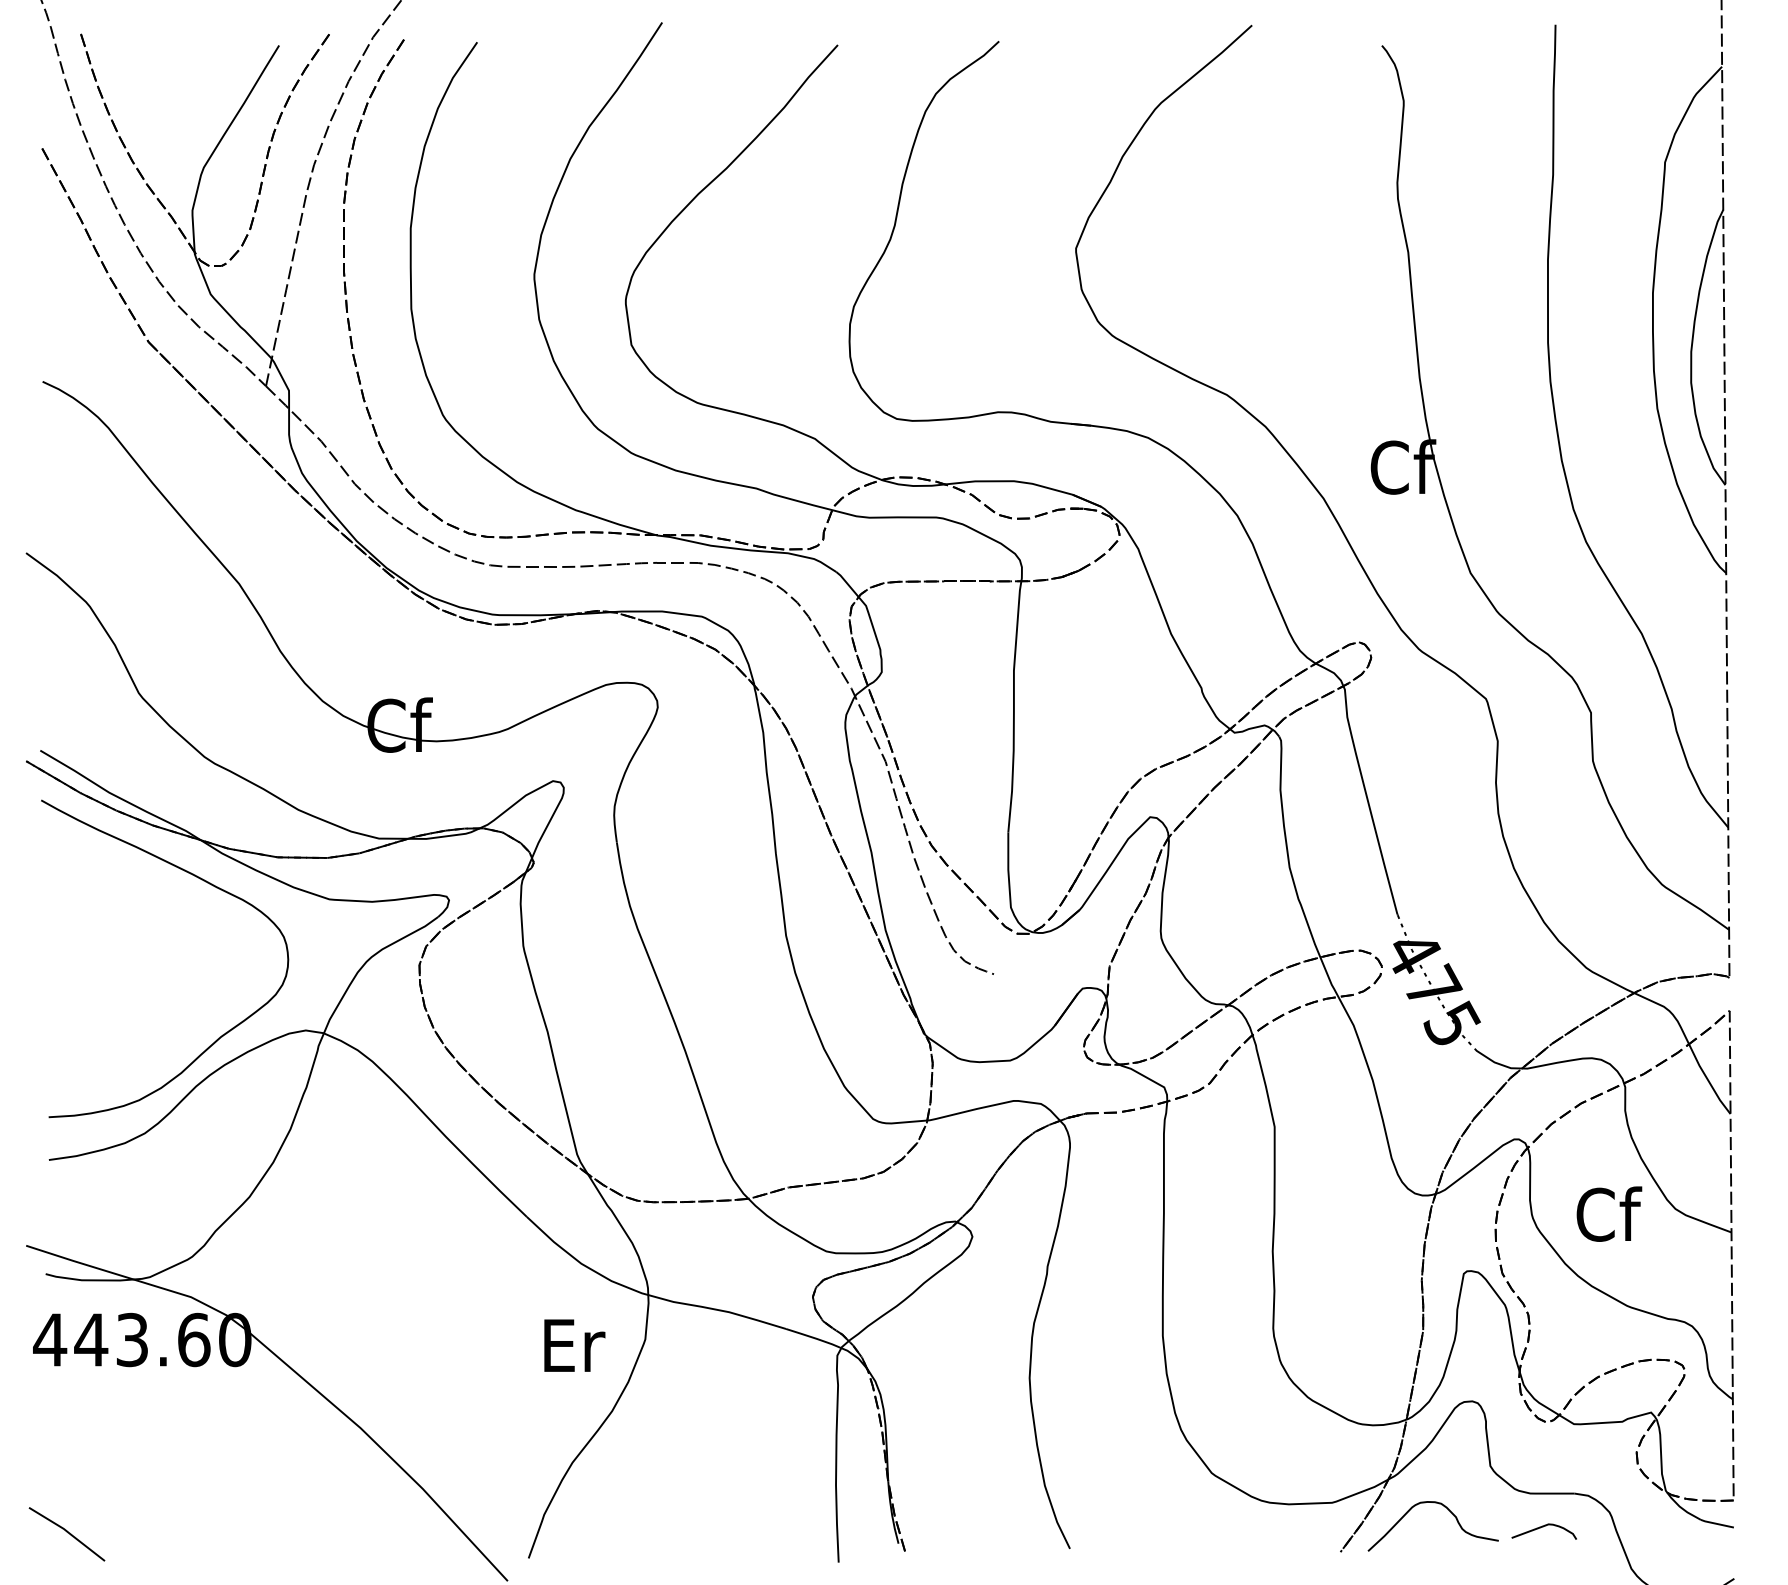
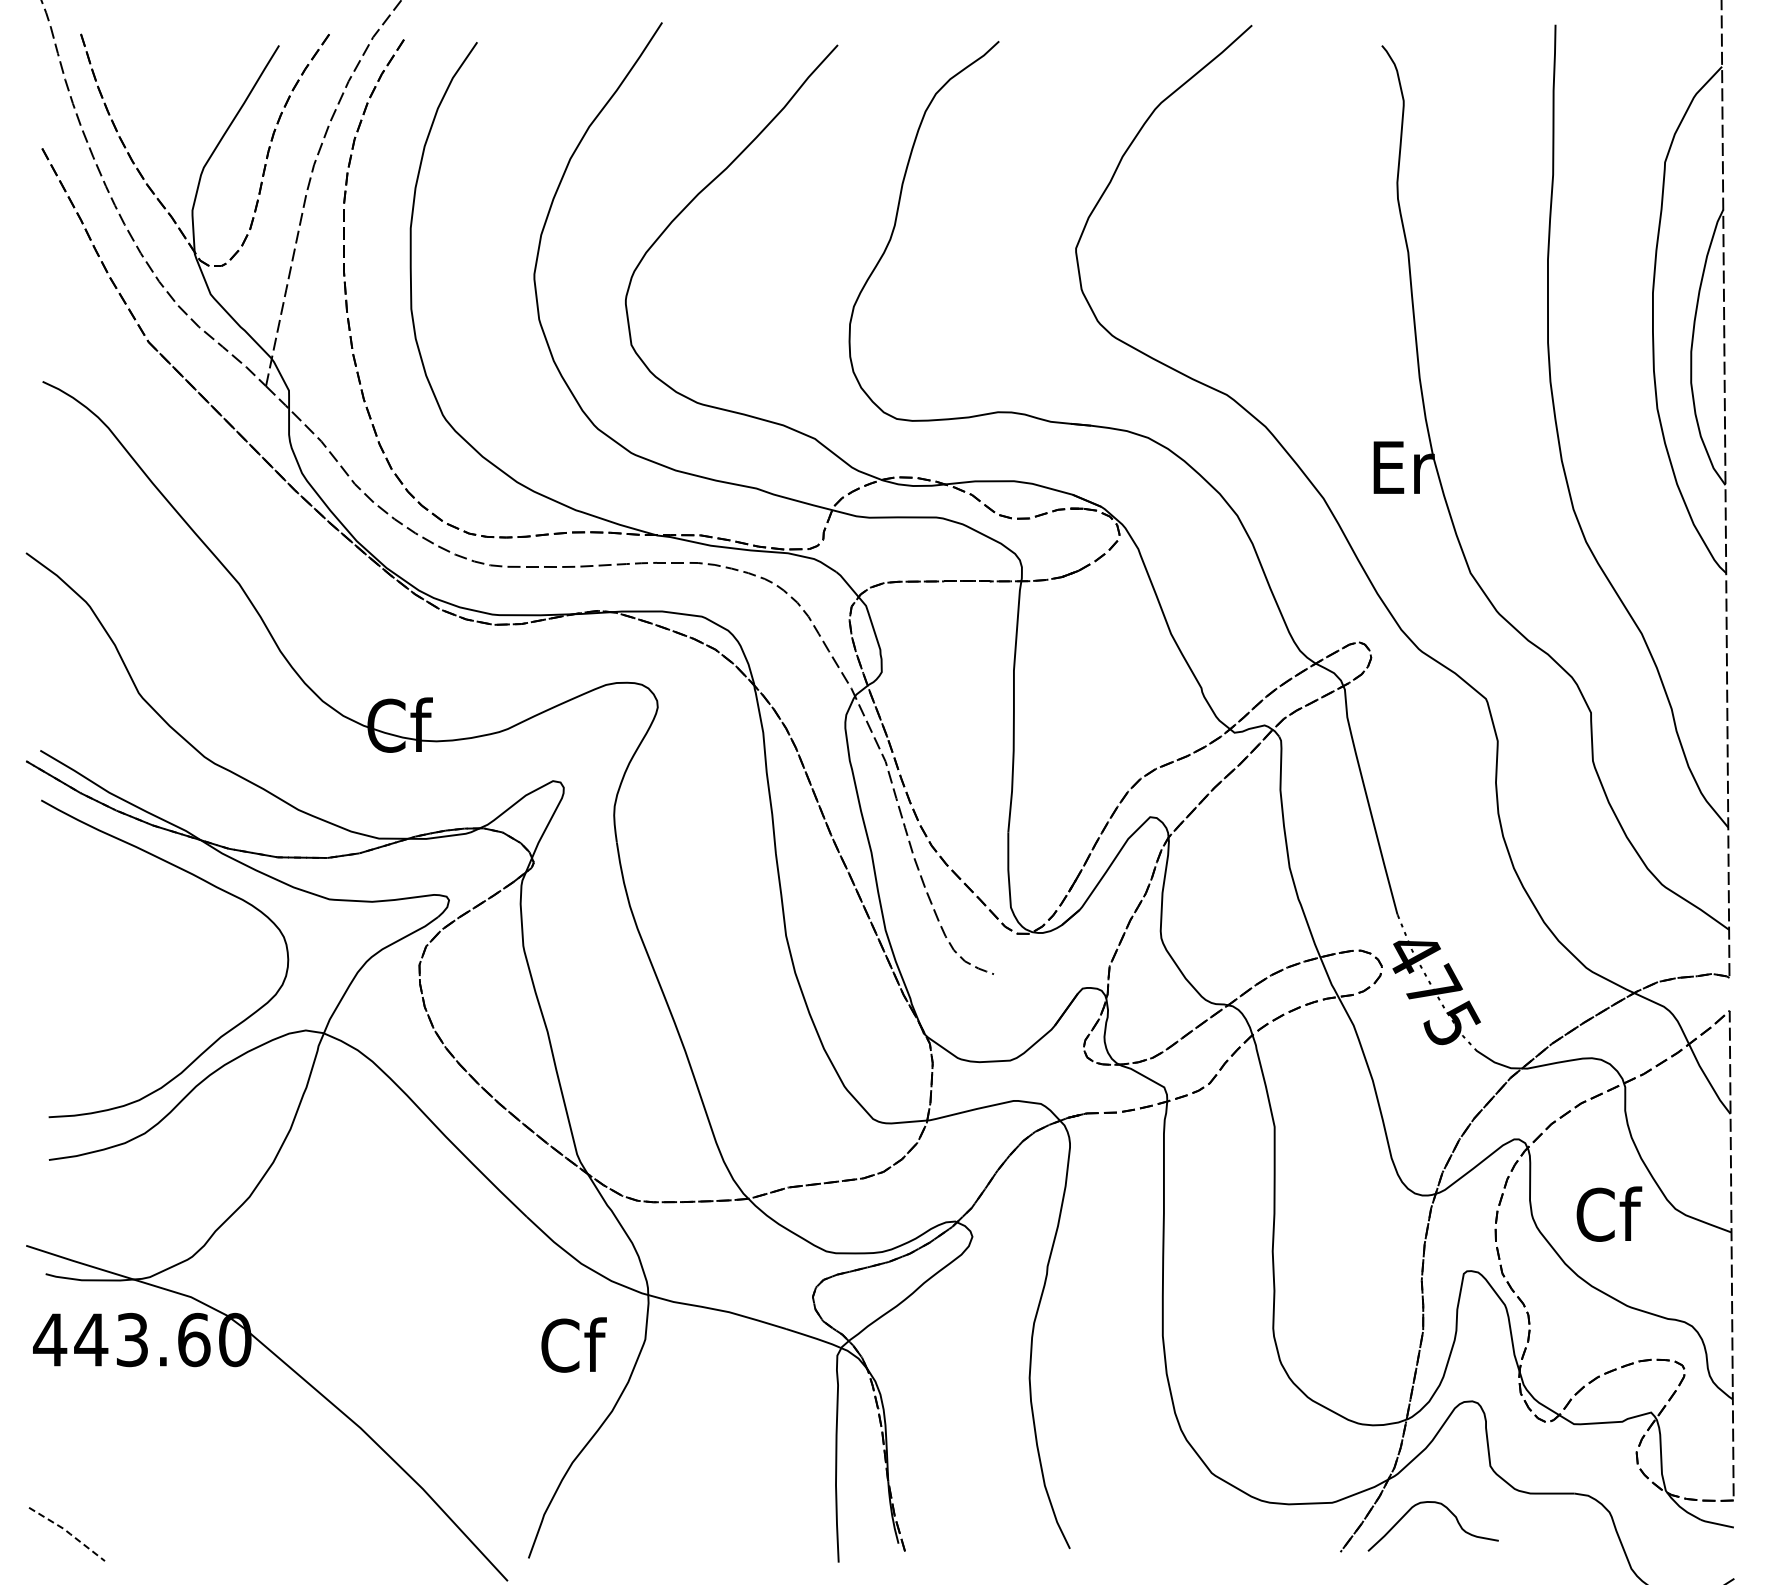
text: Cf -> Er (1403, 466)
text: Er -> Cf (573, 1344)
curve: present -> none (1543, 1527)
line: solid -> dashed (68, 1532)
